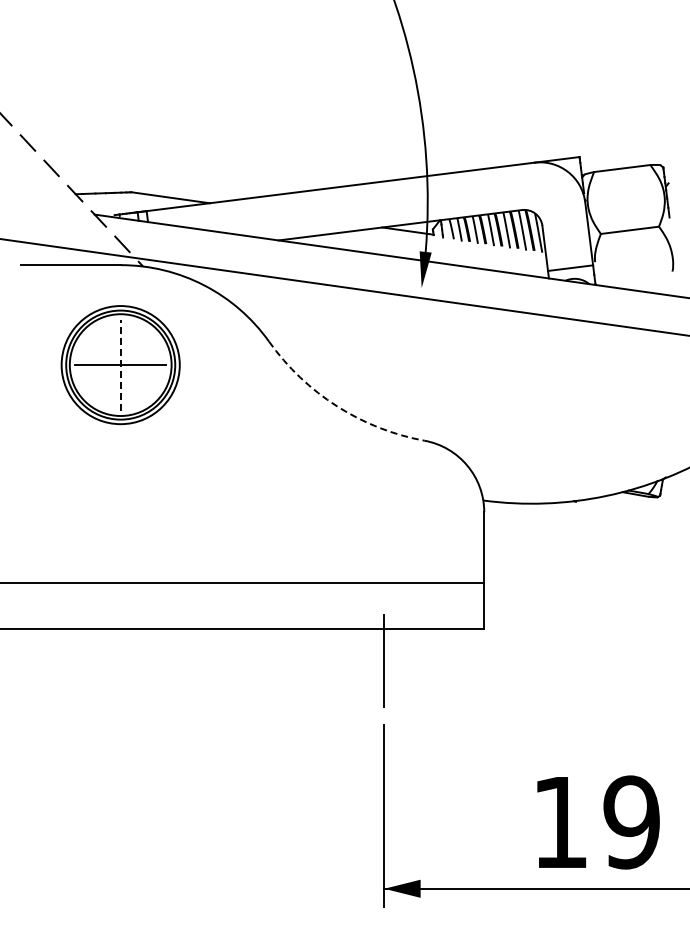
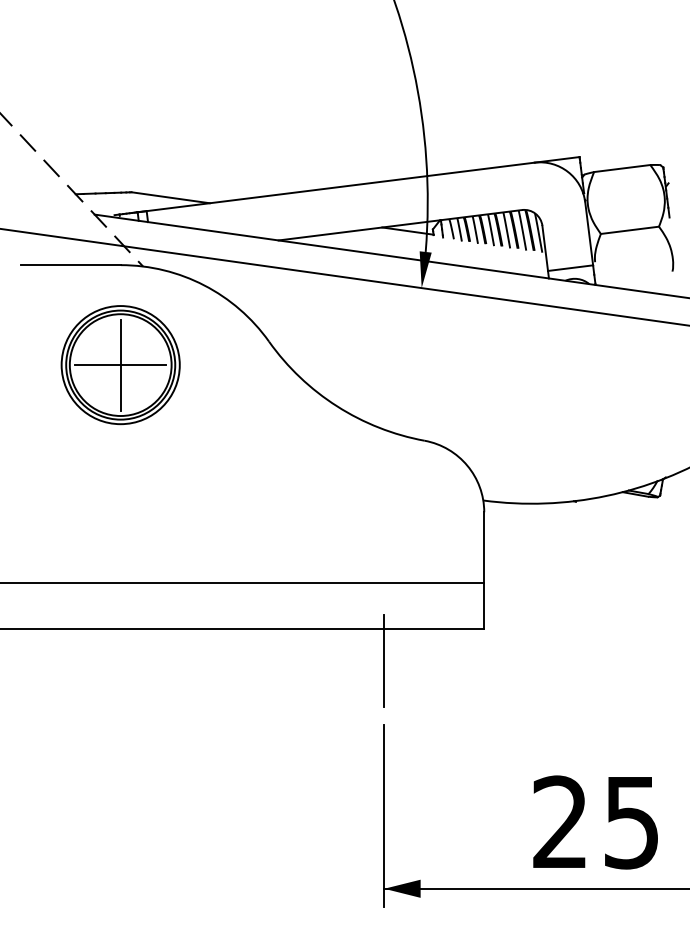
line position: (344, 287) -> (344, 277) (344, 277)
line: dashed -> solid (120, 364)
arc: dashed -> solid (337, 406)
text: 19 -> 25 (596, 822)
